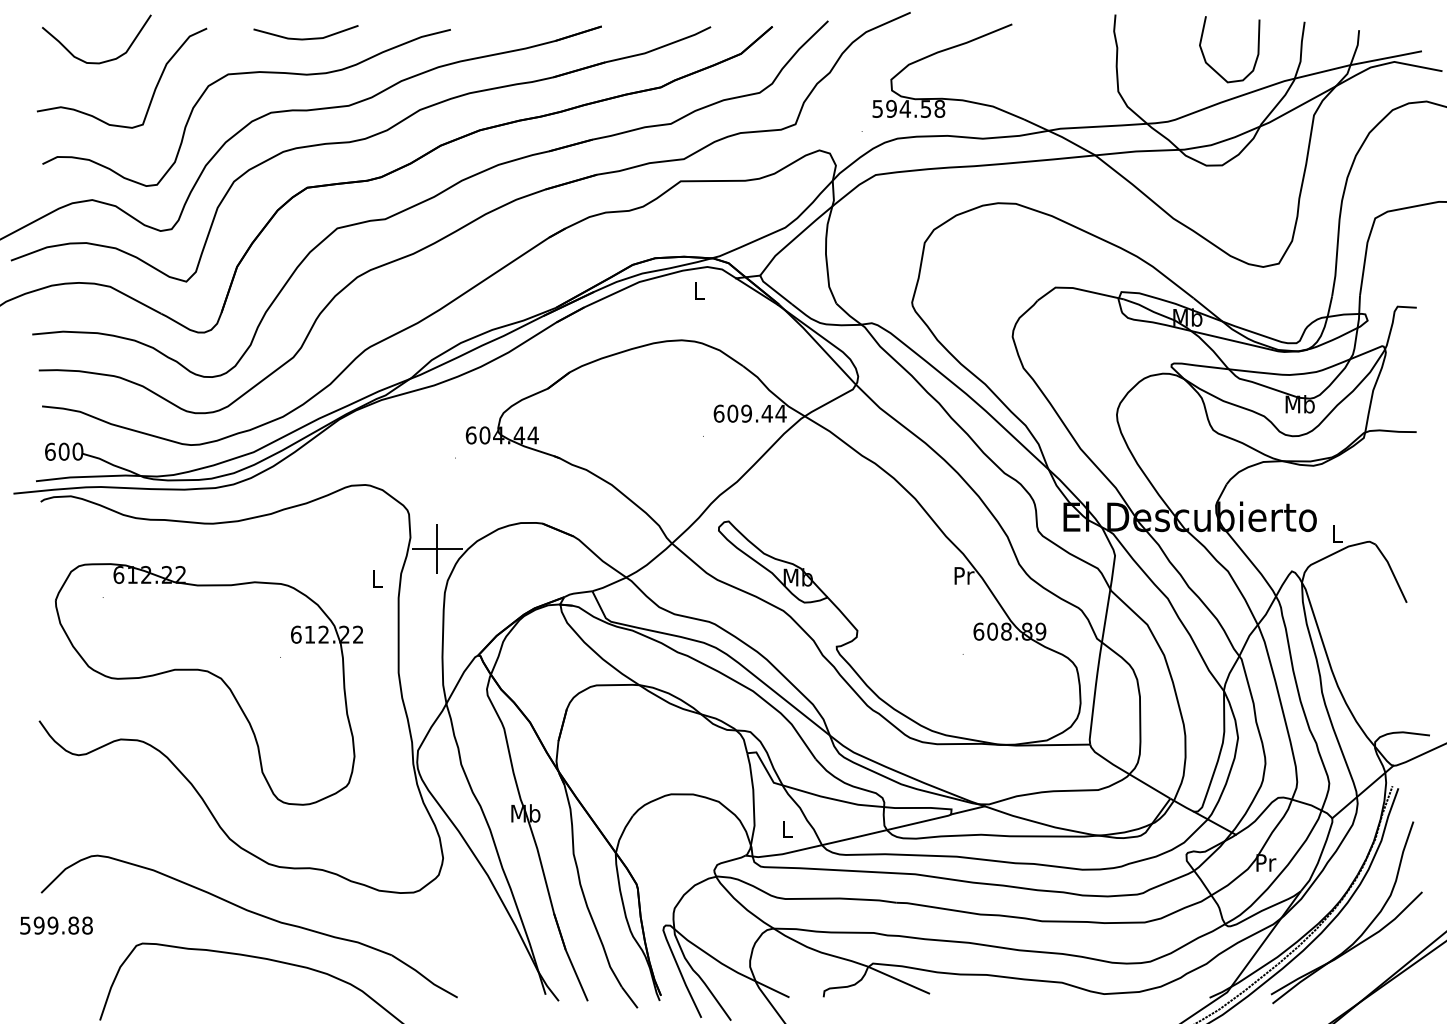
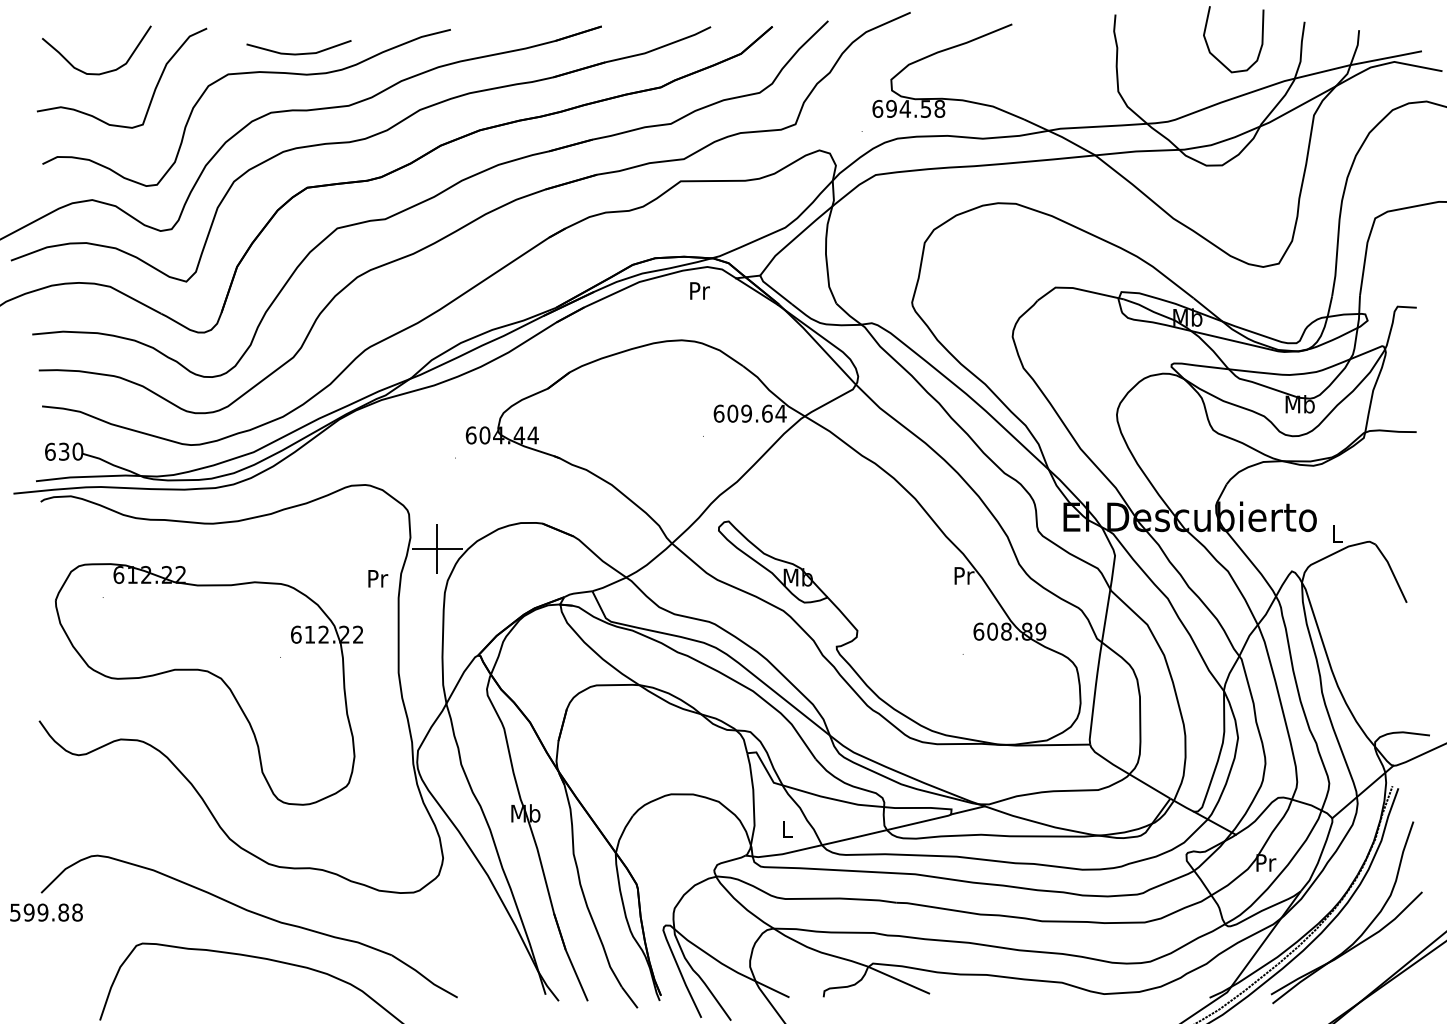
line position: (305, 38) -> (298, 53) (298, 53)
curve position: (101, 61) -> (101, 72) (101, 72)
curve position: (1216, 70) -> (1220, 60) (1220, 60)
text: 594.58 -> 694.58 (877, 108)
text: L -> Pr (699, 290)
text: 609.44 -> 609.64 (766, 413)
text: 600 -> 630 (63, 451)
text: L -> Pr (378, 578)
text position: (56, 925) -> (46, 912) (46, 912)
